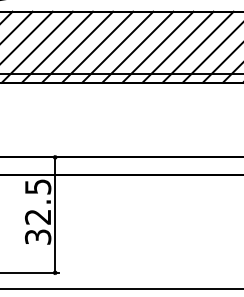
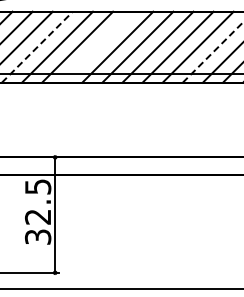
line: solid -> dashed (37, 46)
line: present -> none (97, 46)
line: solid -> dashed (213, 51)
